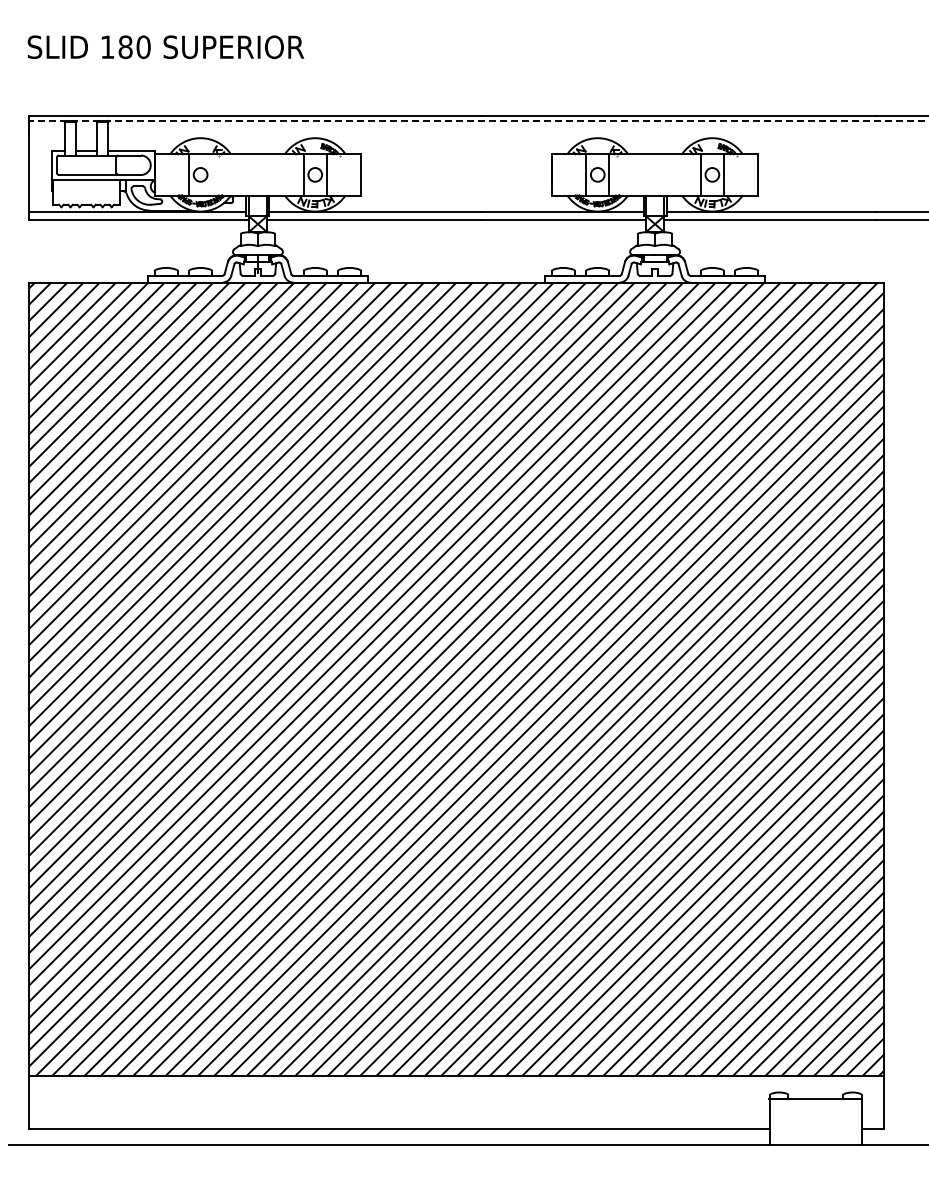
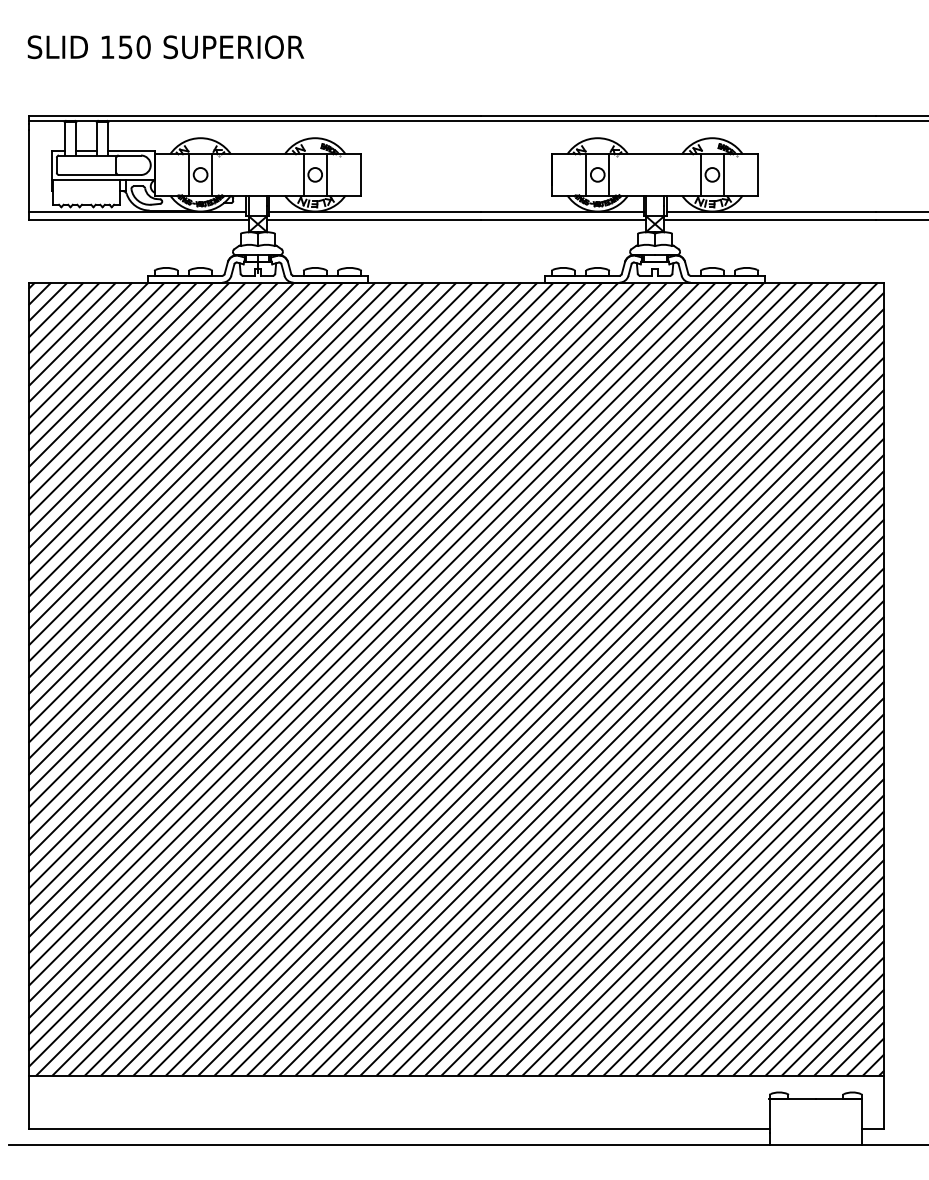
text: 180 -> 150 (125, 47)
line: dashed -> solid (478, 121)
line: none -> present (212, 174)
